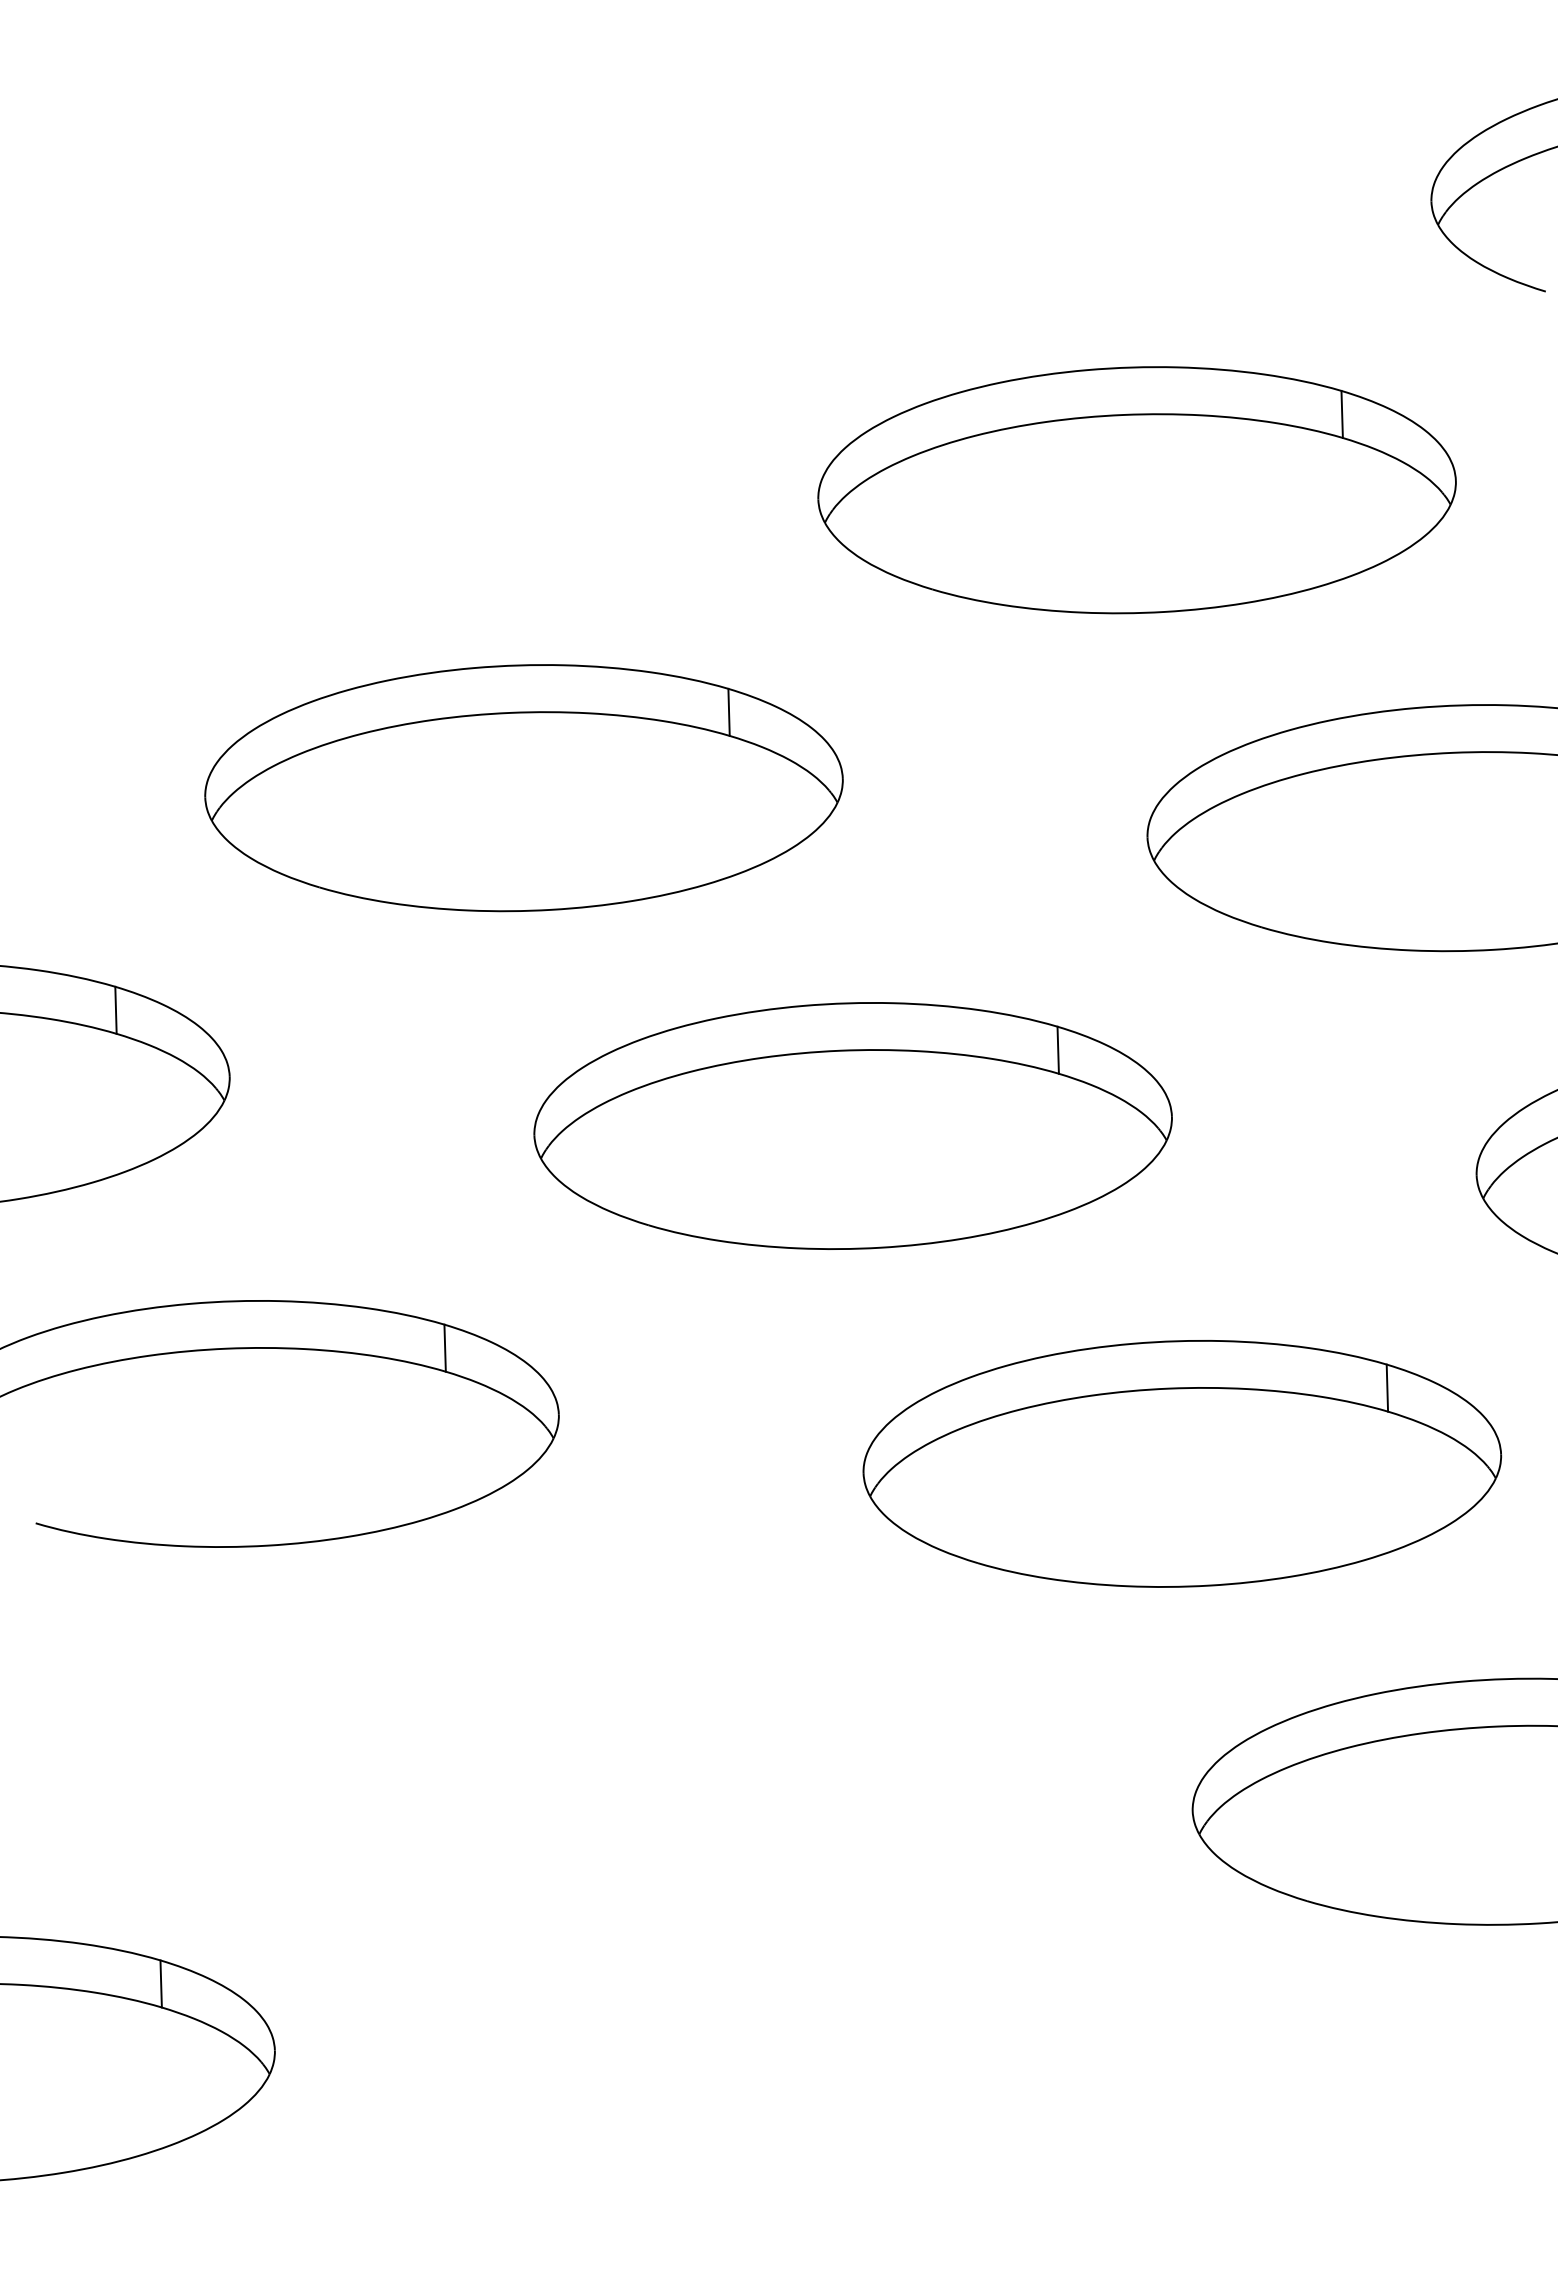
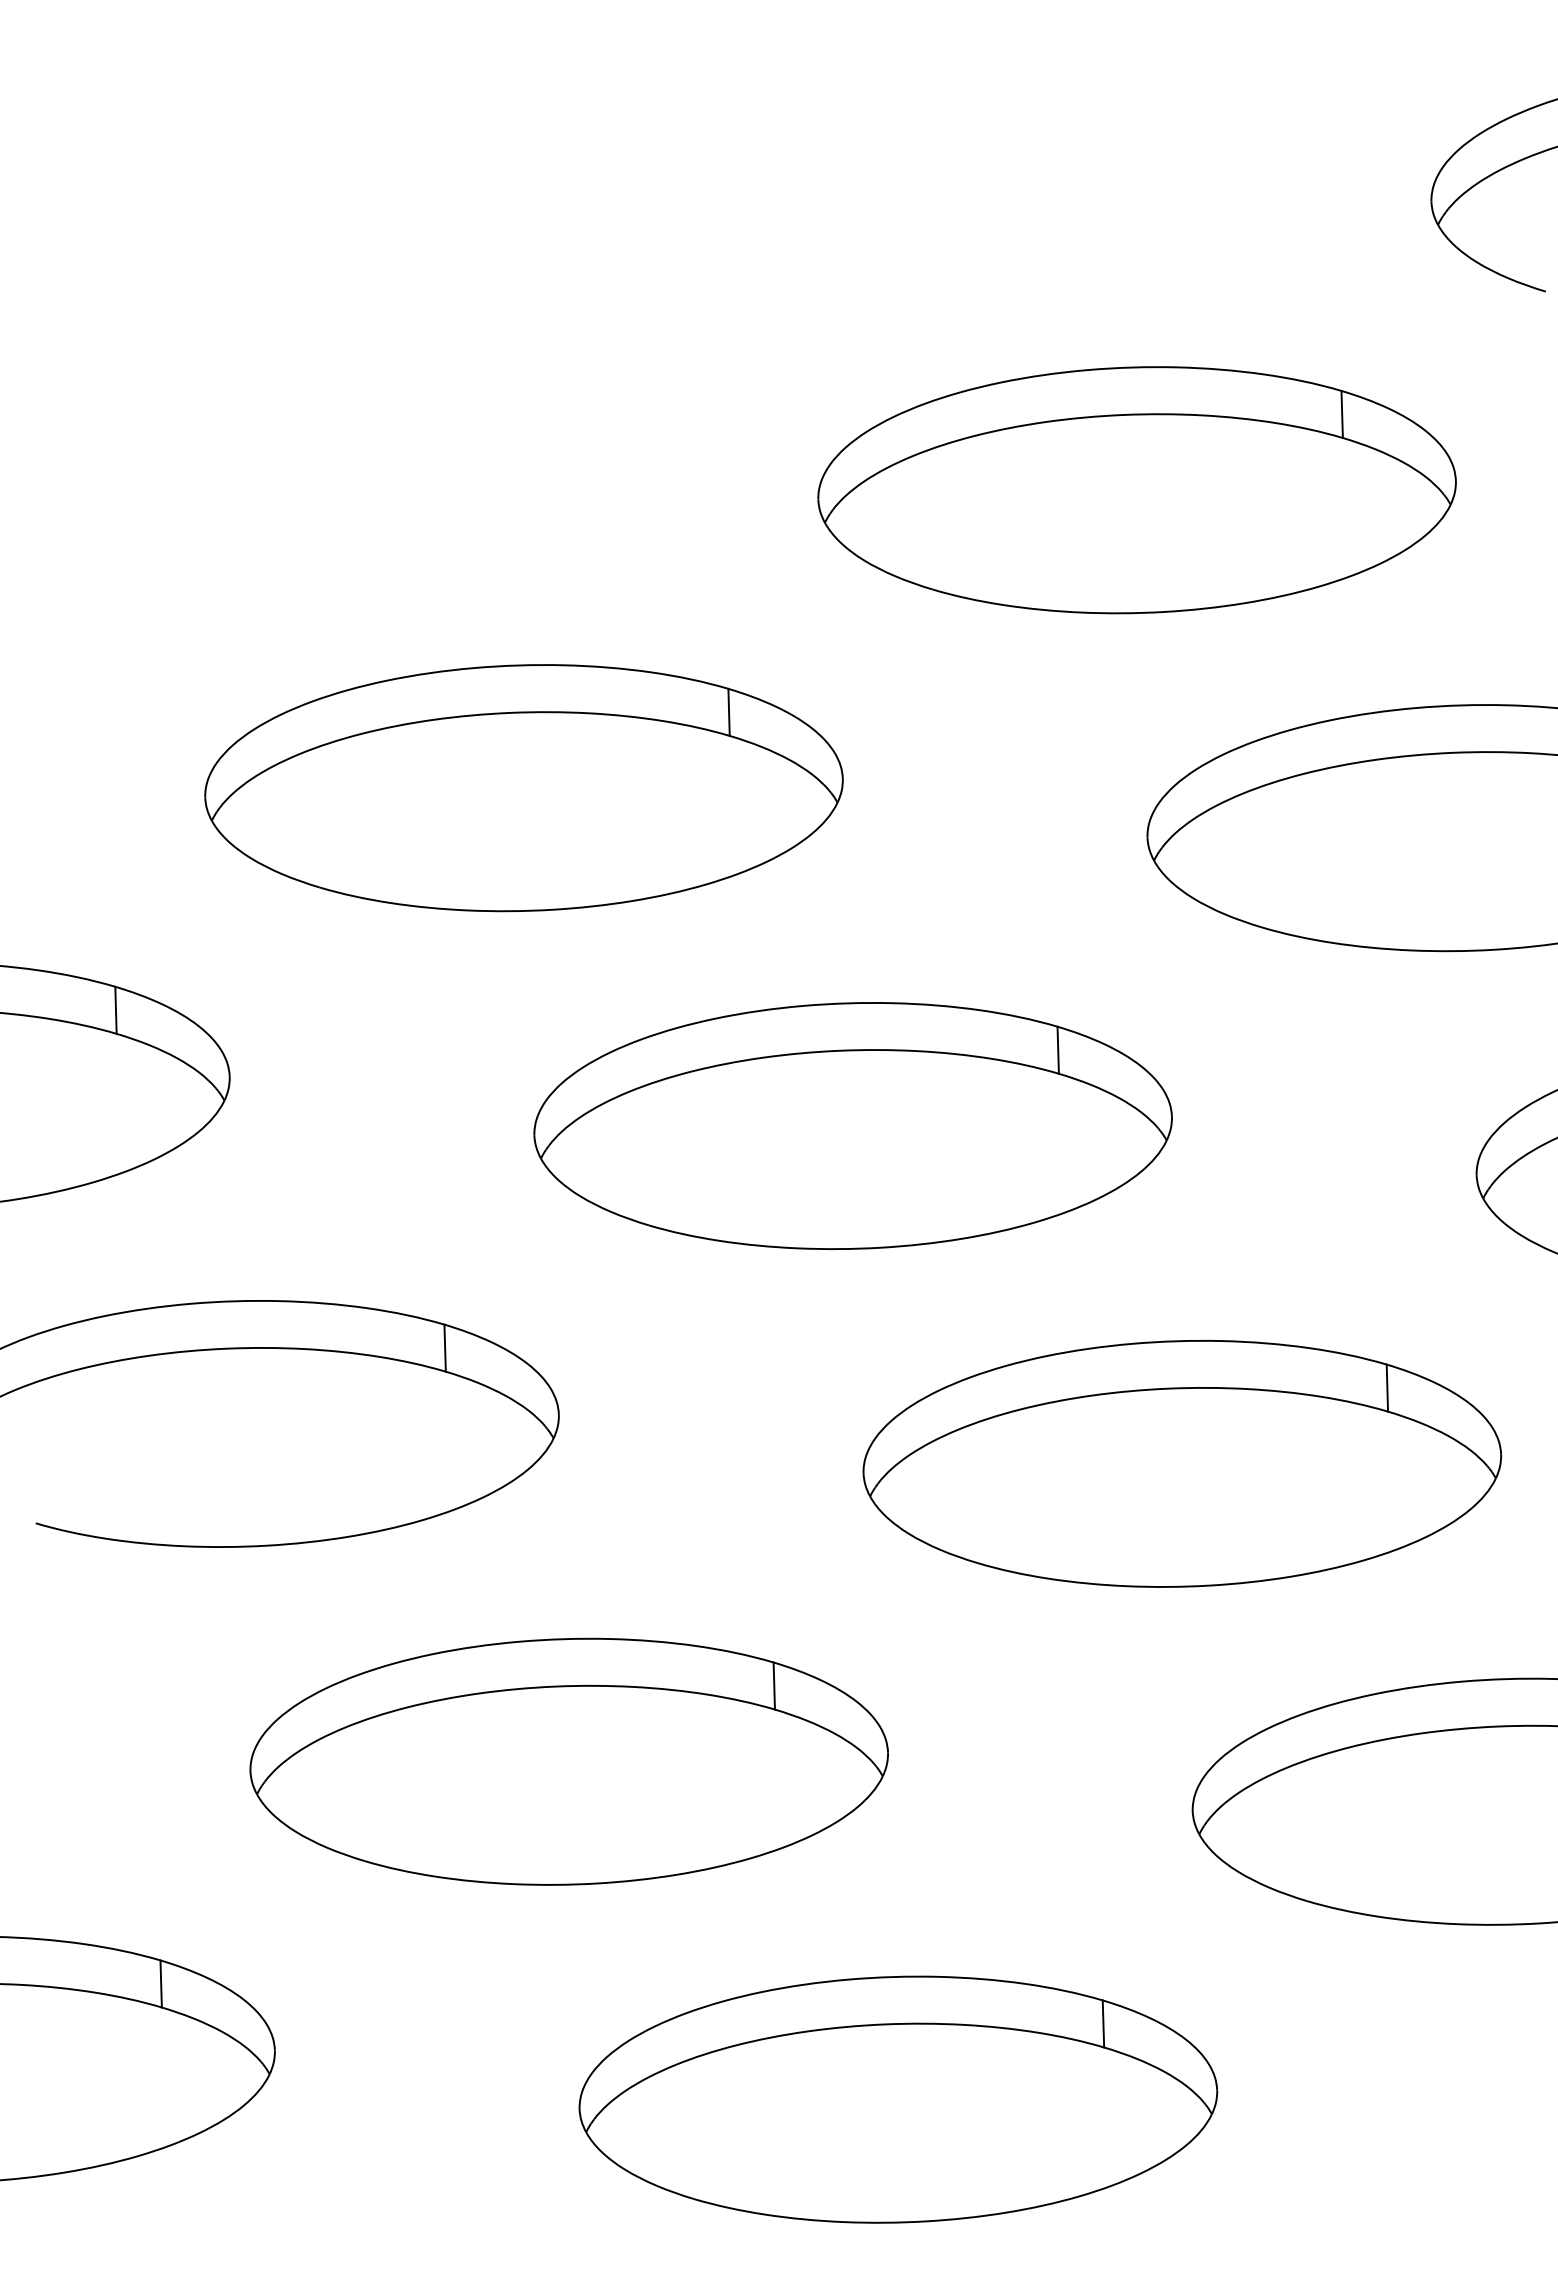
part: none -> present (568, 1761)
part: none -> present (898, 2099)
